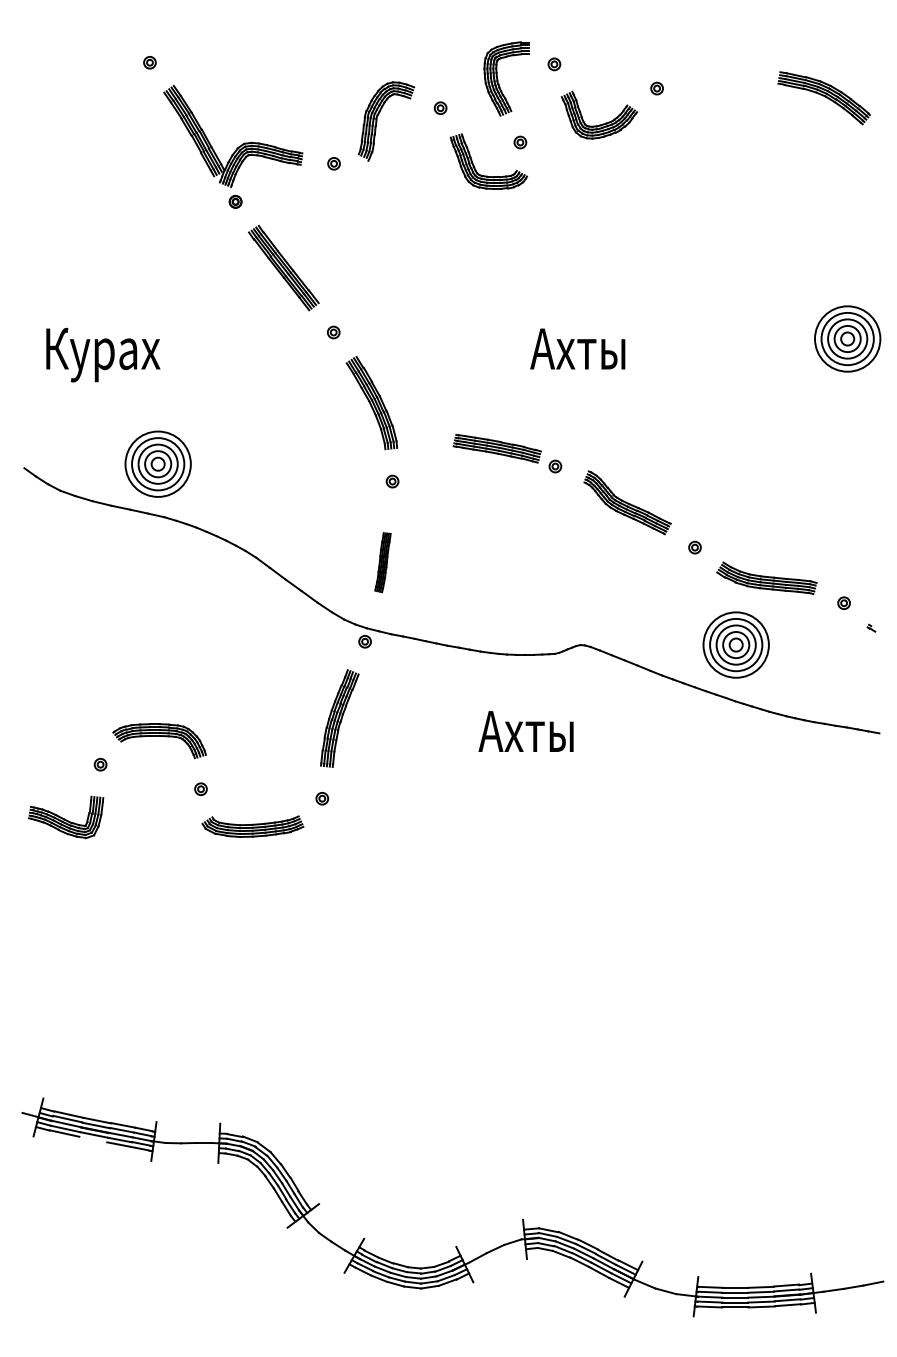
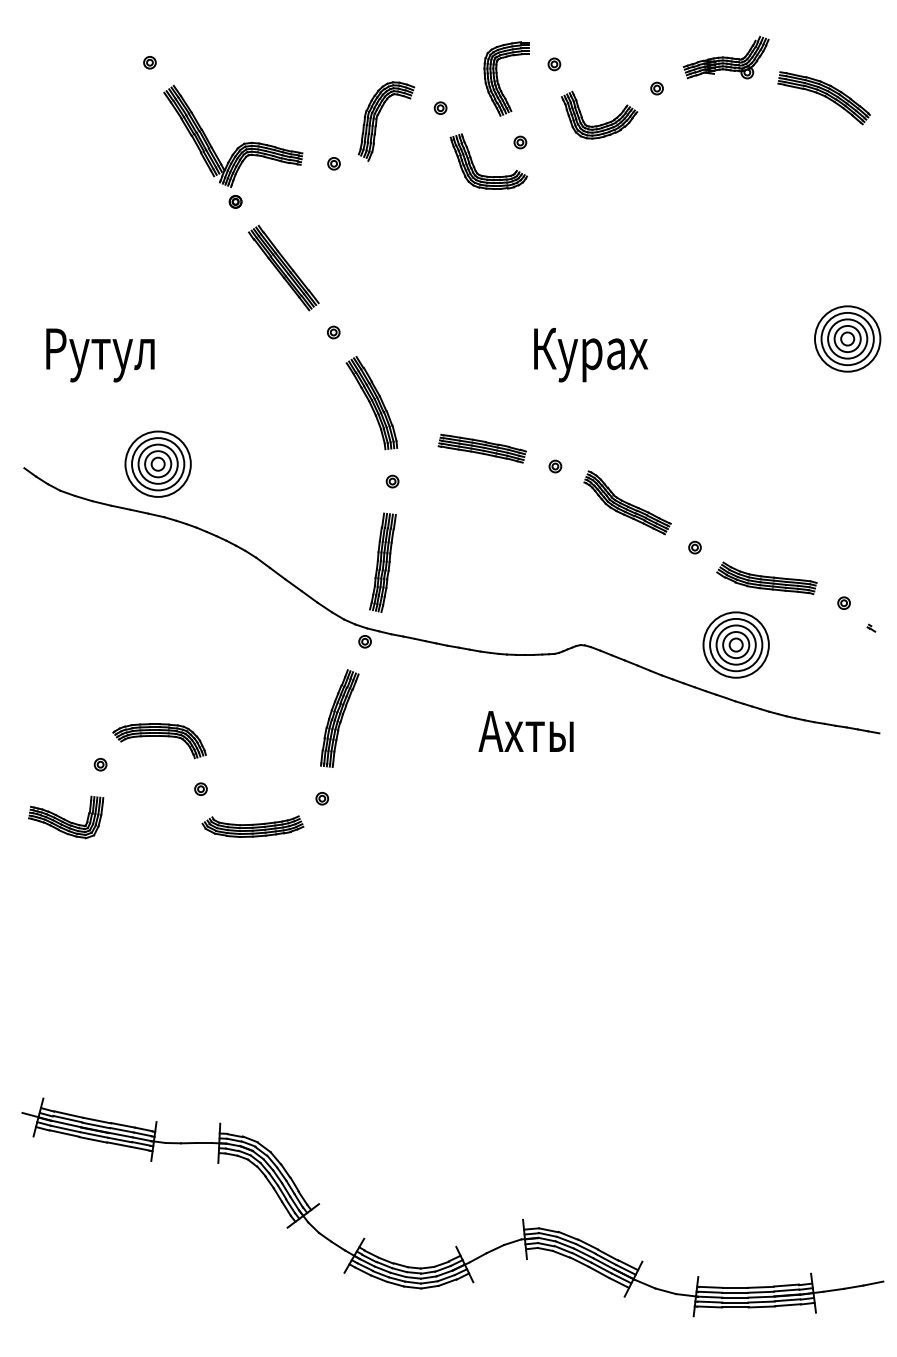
part: none -> present (725, 57)
text: Курах -> Рутул (105, 354)
text: Ахты -> Курах (589, 354)
part position: (496, 448) -> (481, 448) (481, 448)
part size: 18x62 px -> 28x101 px (382, 562)
line: none -> present (93, 1139)
